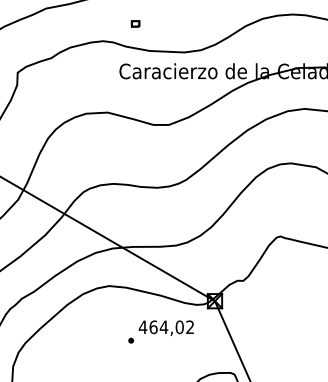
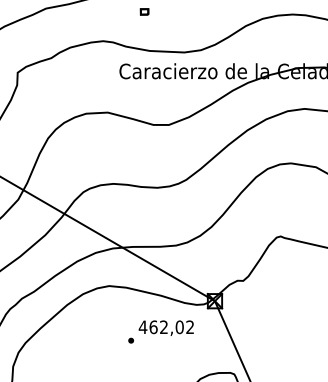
part position: (135, 23) -> (144, 11) (144, 11)
text: 464,02 -> 462,02 (163, 326)
